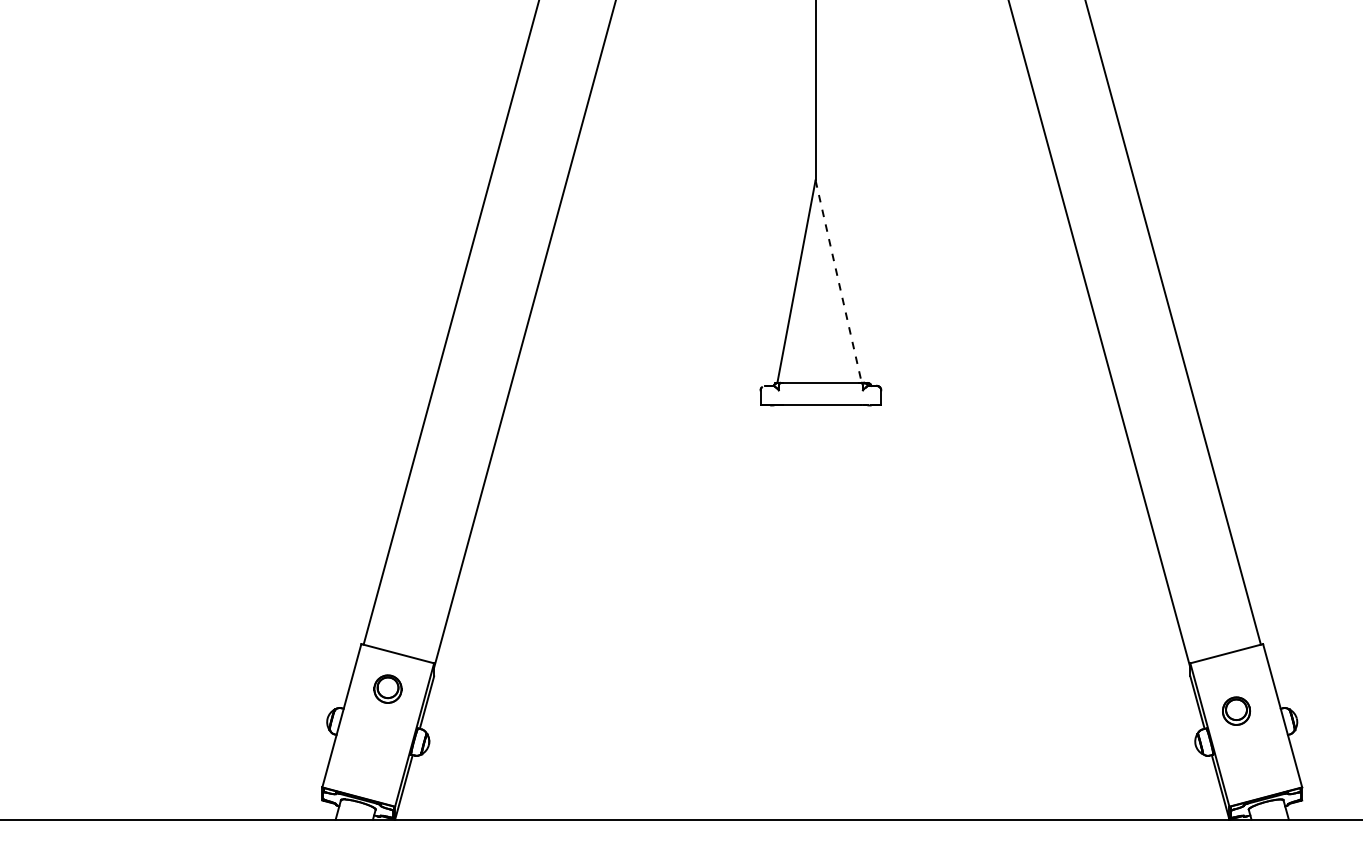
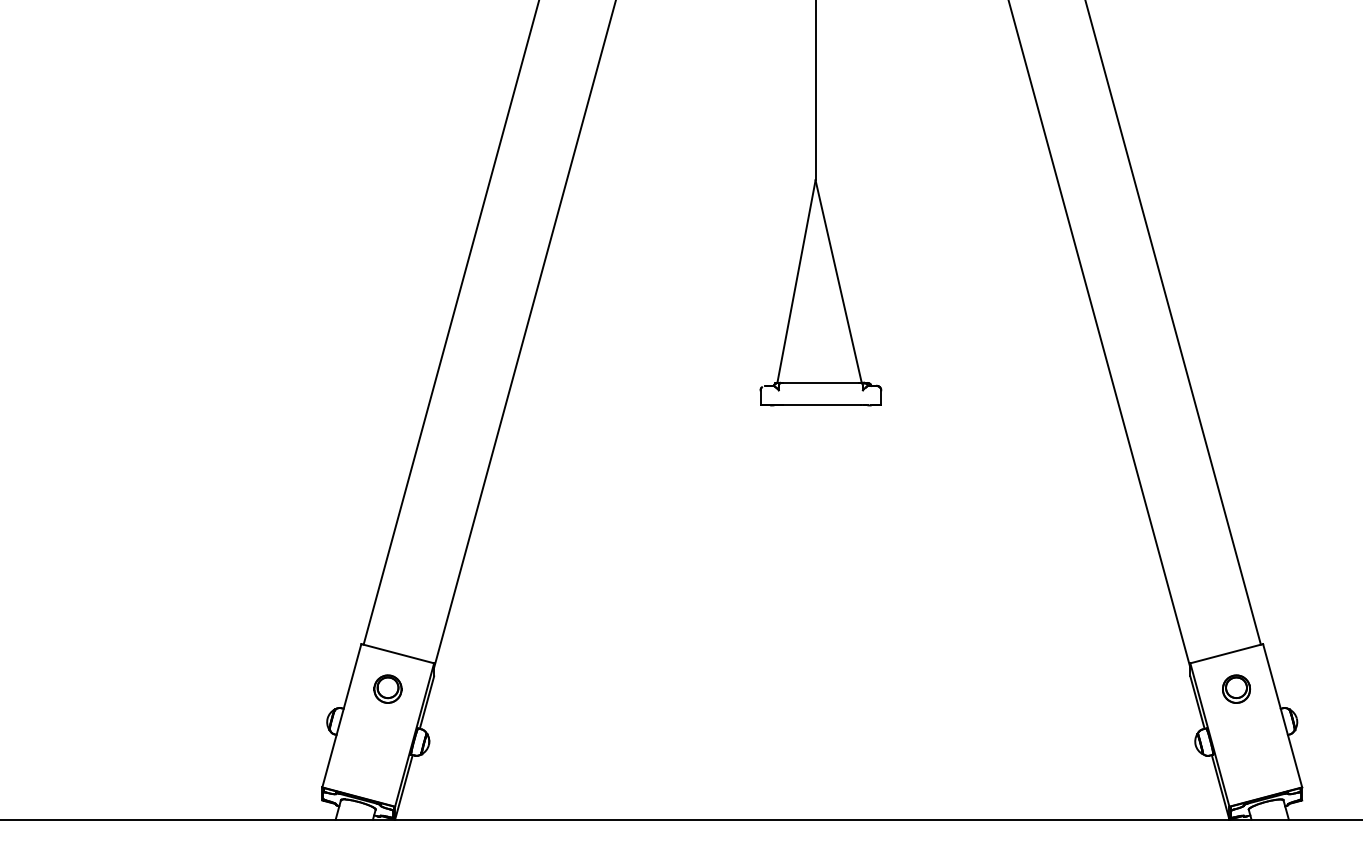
line: dashed -> solid (838, 281)
part position: (1236, 710) -> (1236, 688) (1236, 688)
